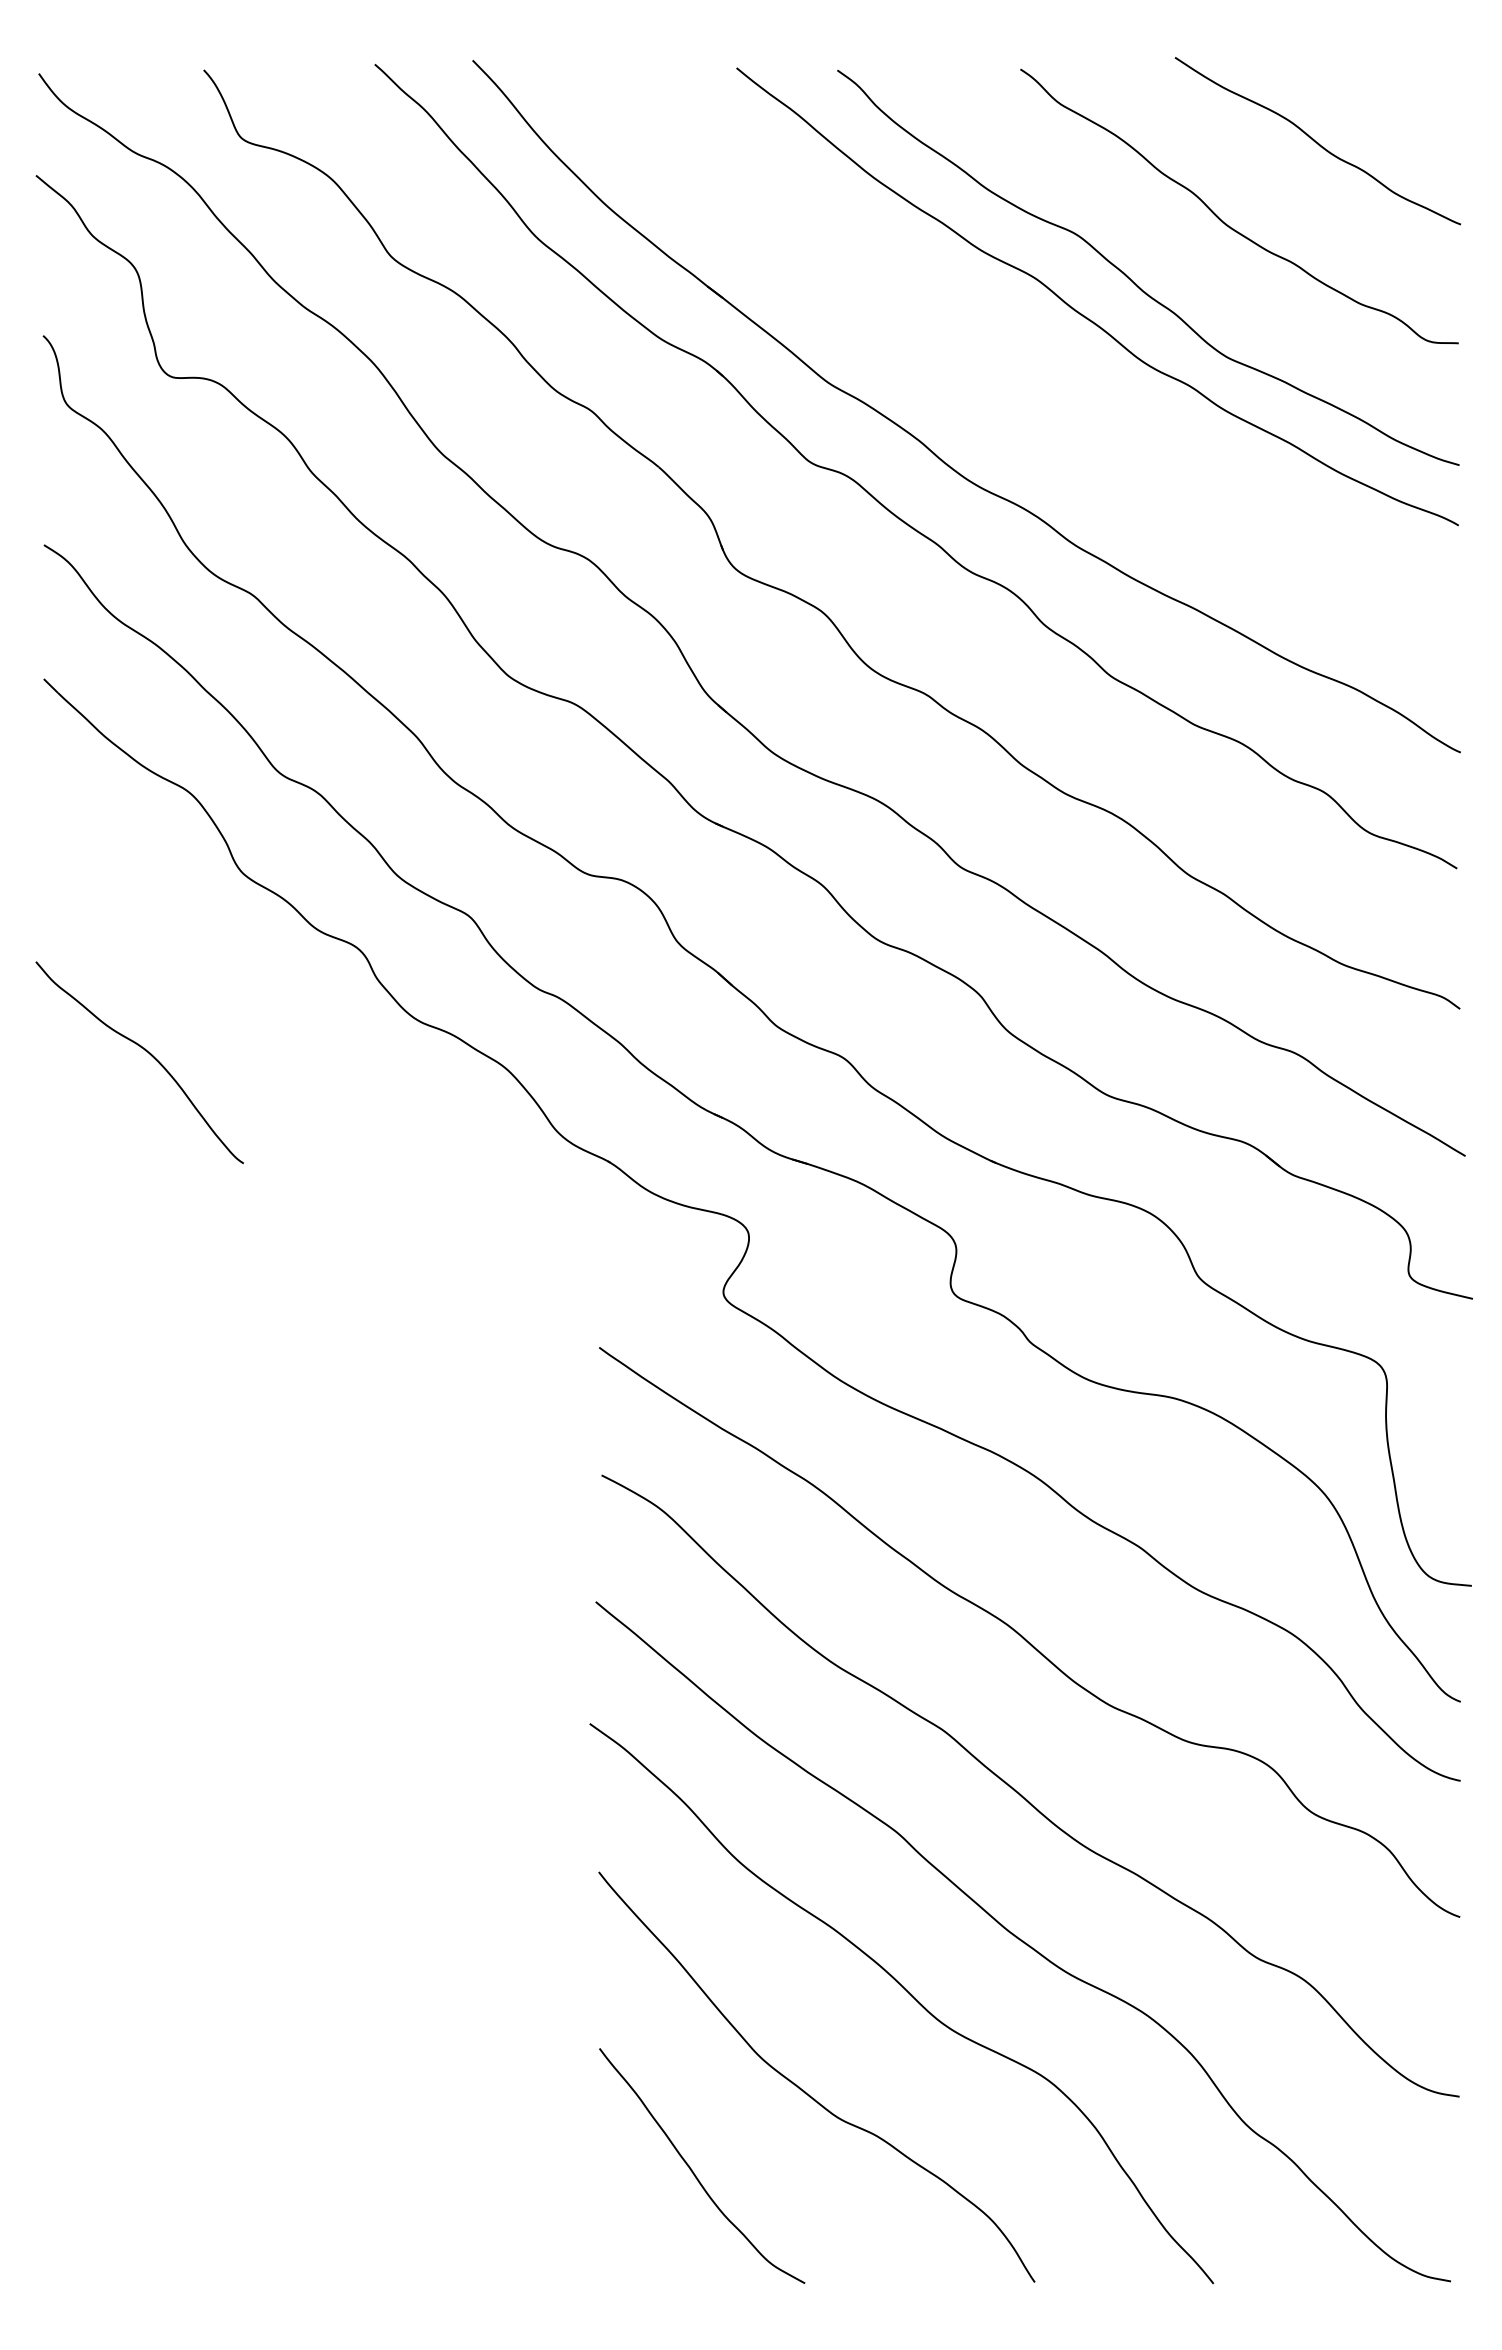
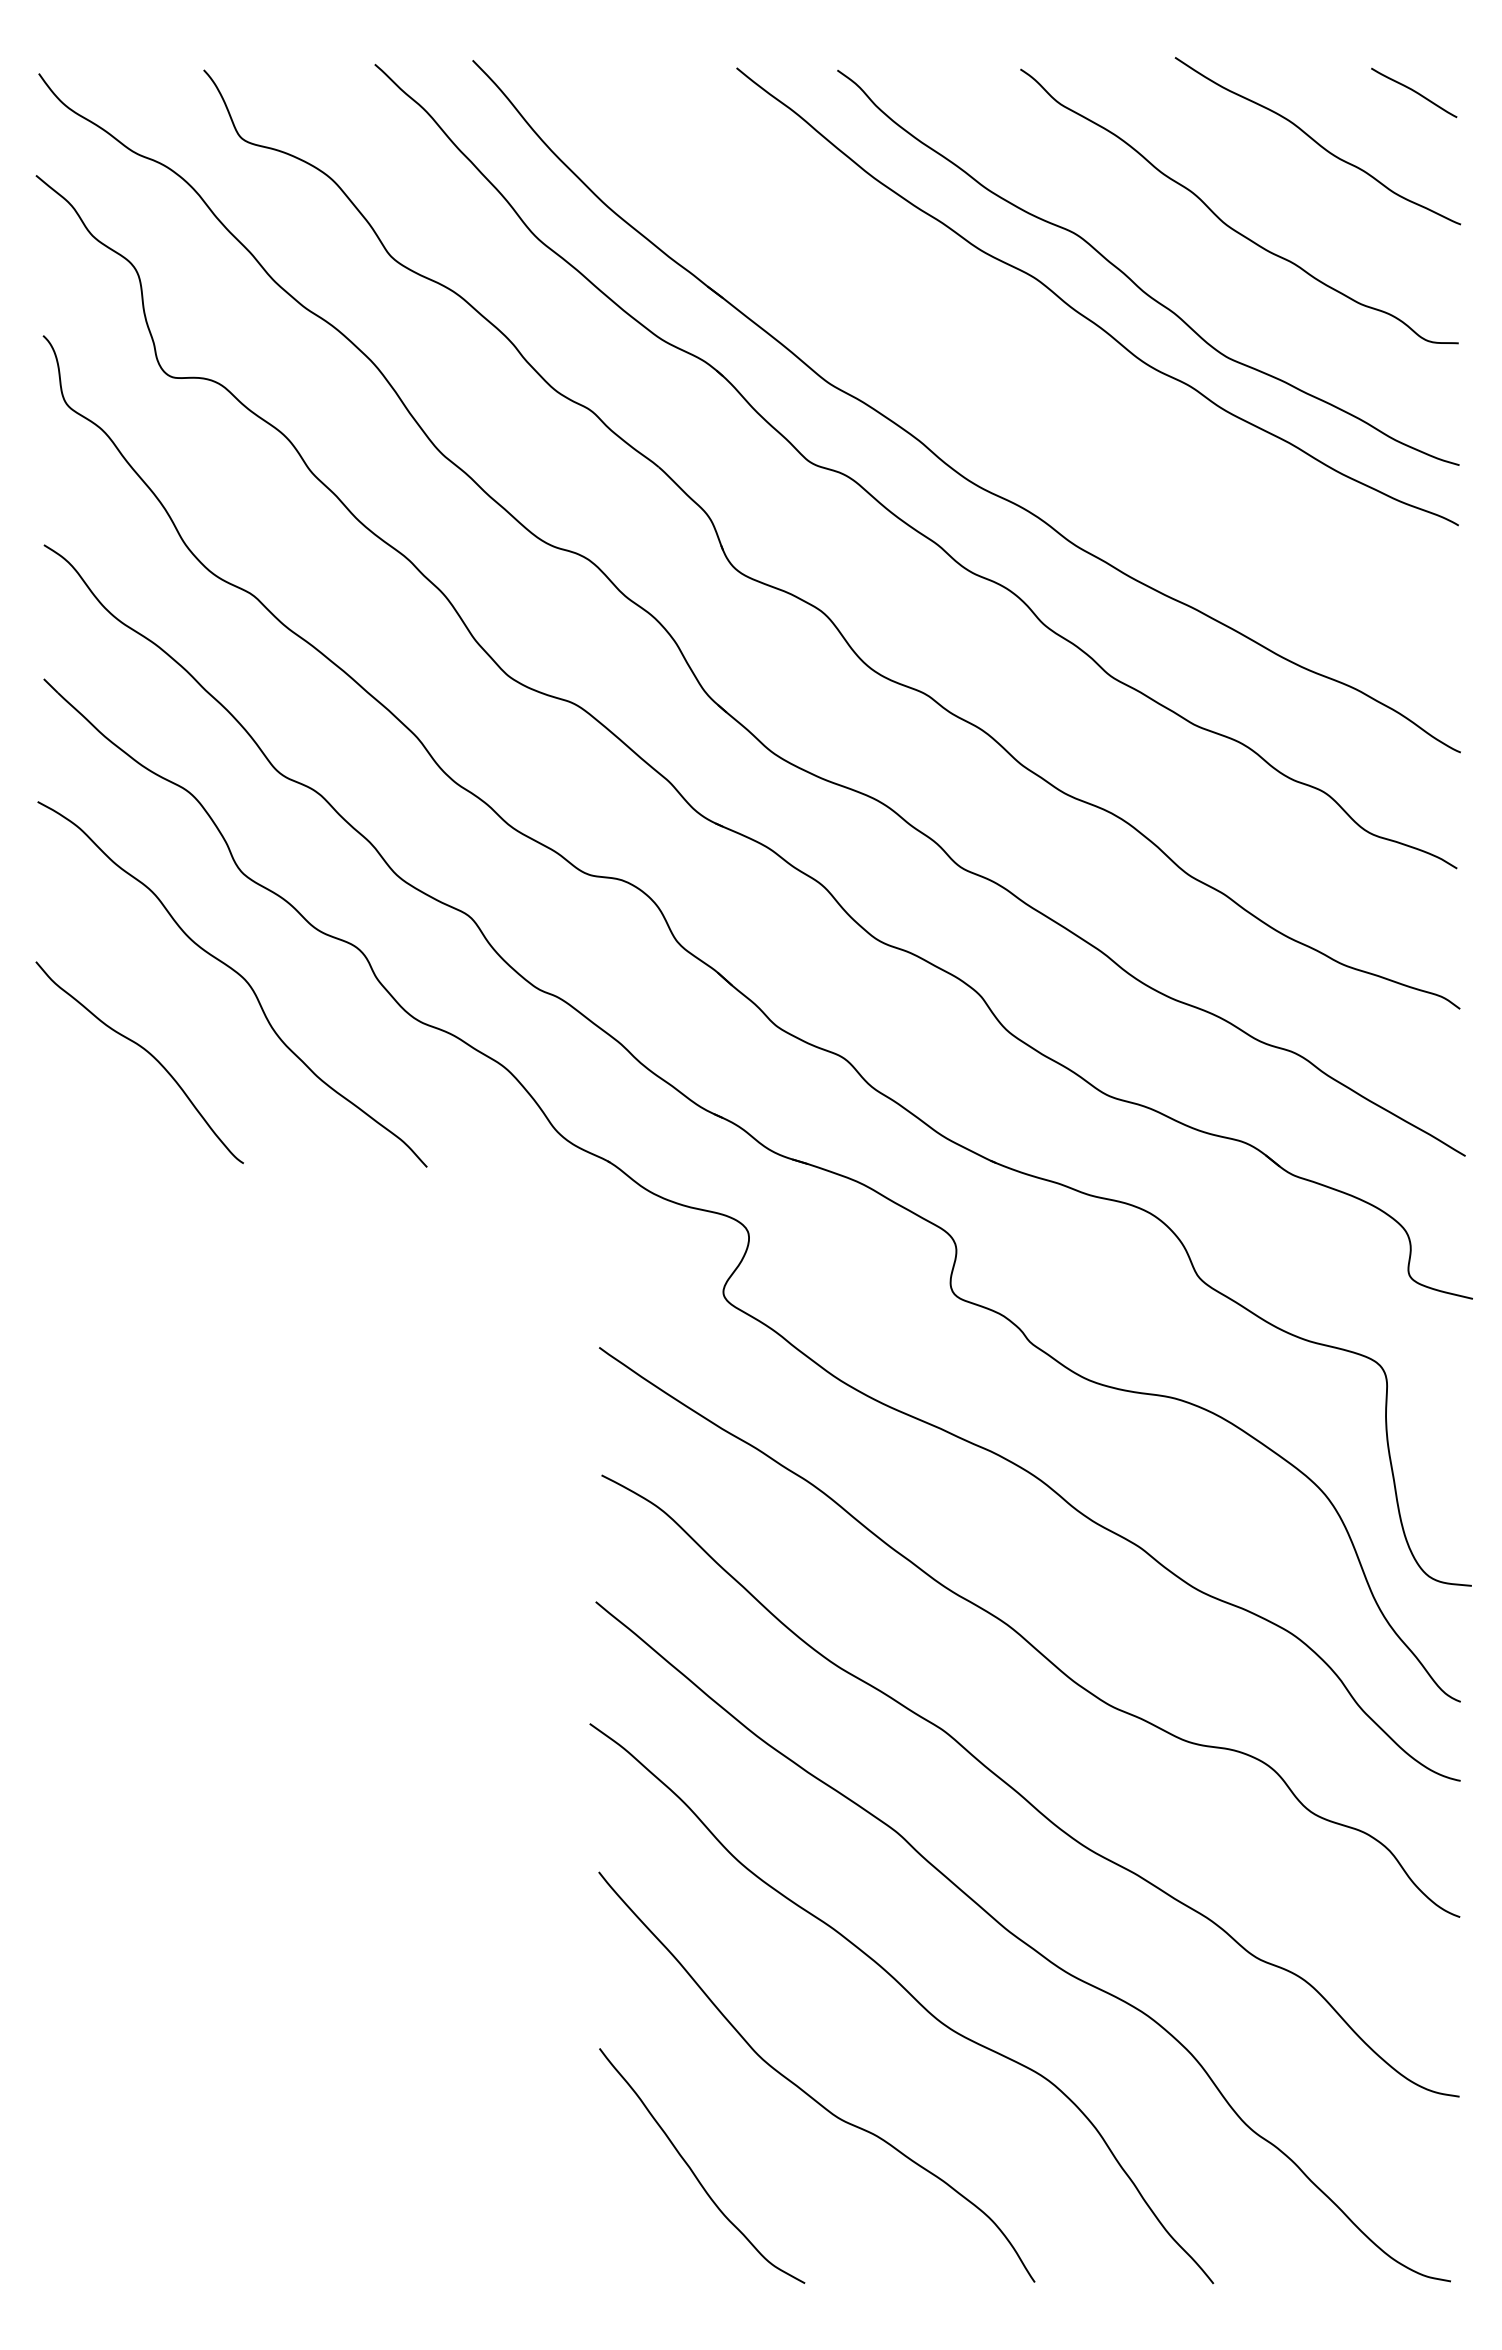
curve: none -> present (1414, 92)
curve: none -> present (238, 975)
